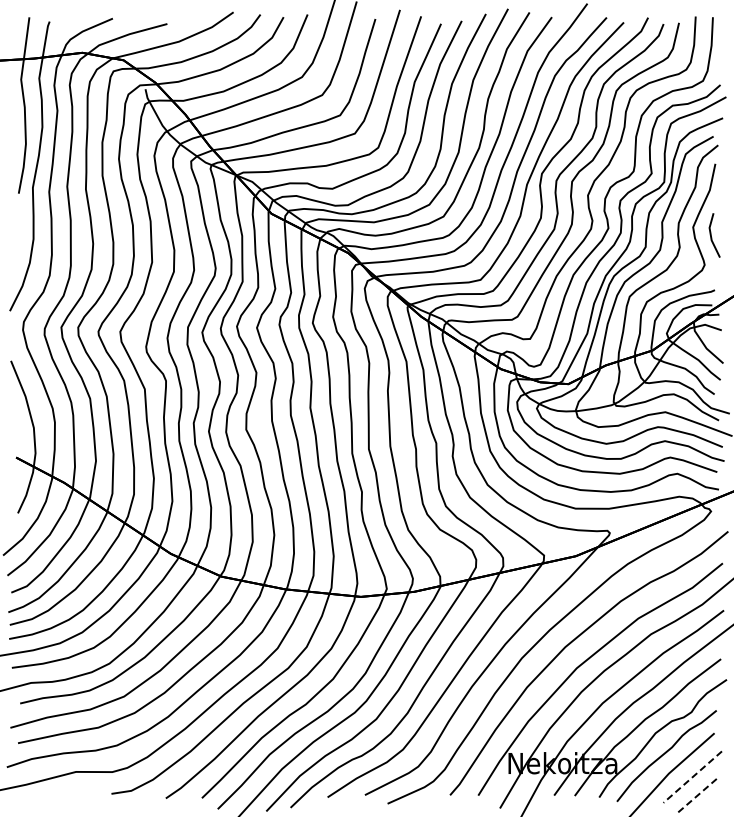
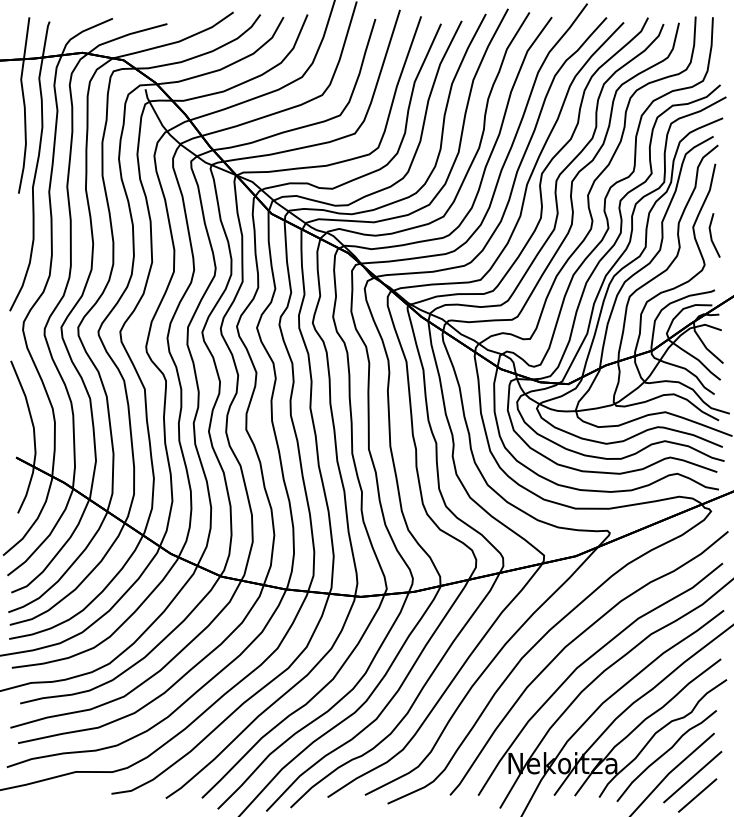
line: dashed -> solid (692, 777)
line: dashed -> solid (697, 795)
